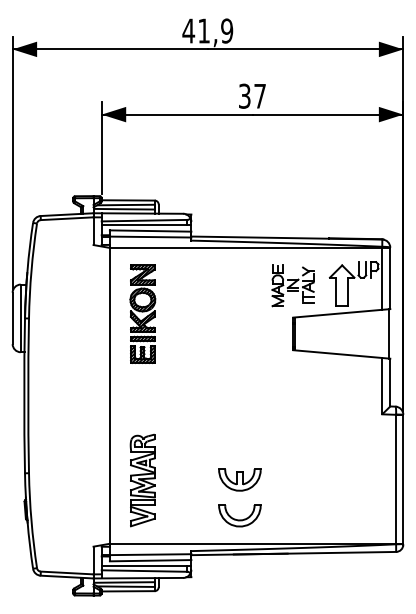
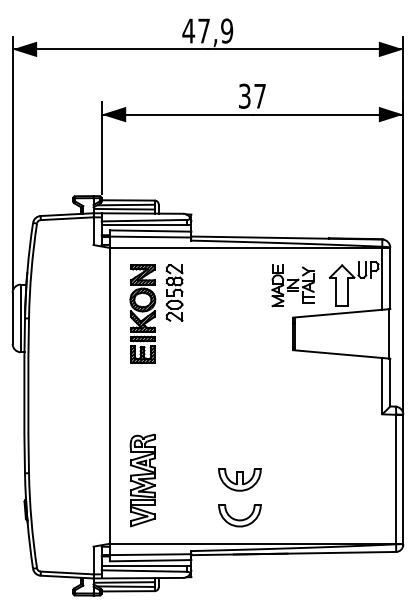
text: 41,9 -> 47,9 (203, 30)
part: none -> present (174, 292)
